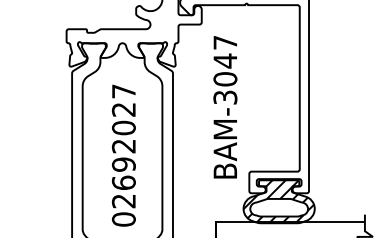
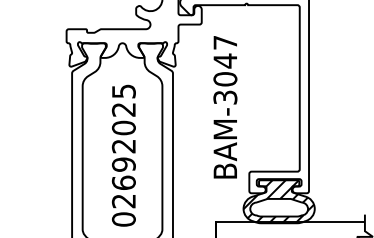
text: 02692027 -> 02692025 (123, 91)
